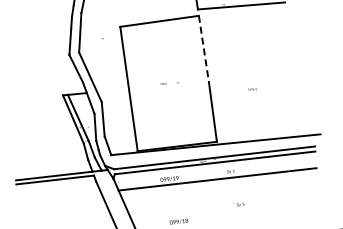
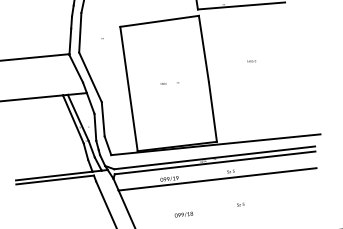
line: dashed -> solid (203, 49)
line: none -> present (35, 57)
text position: (252, 89) -> (251, 61) (251, 61)
line: none -> present (32, 98)
text position: (178, 221) -> (183, 214) (183, 214)
